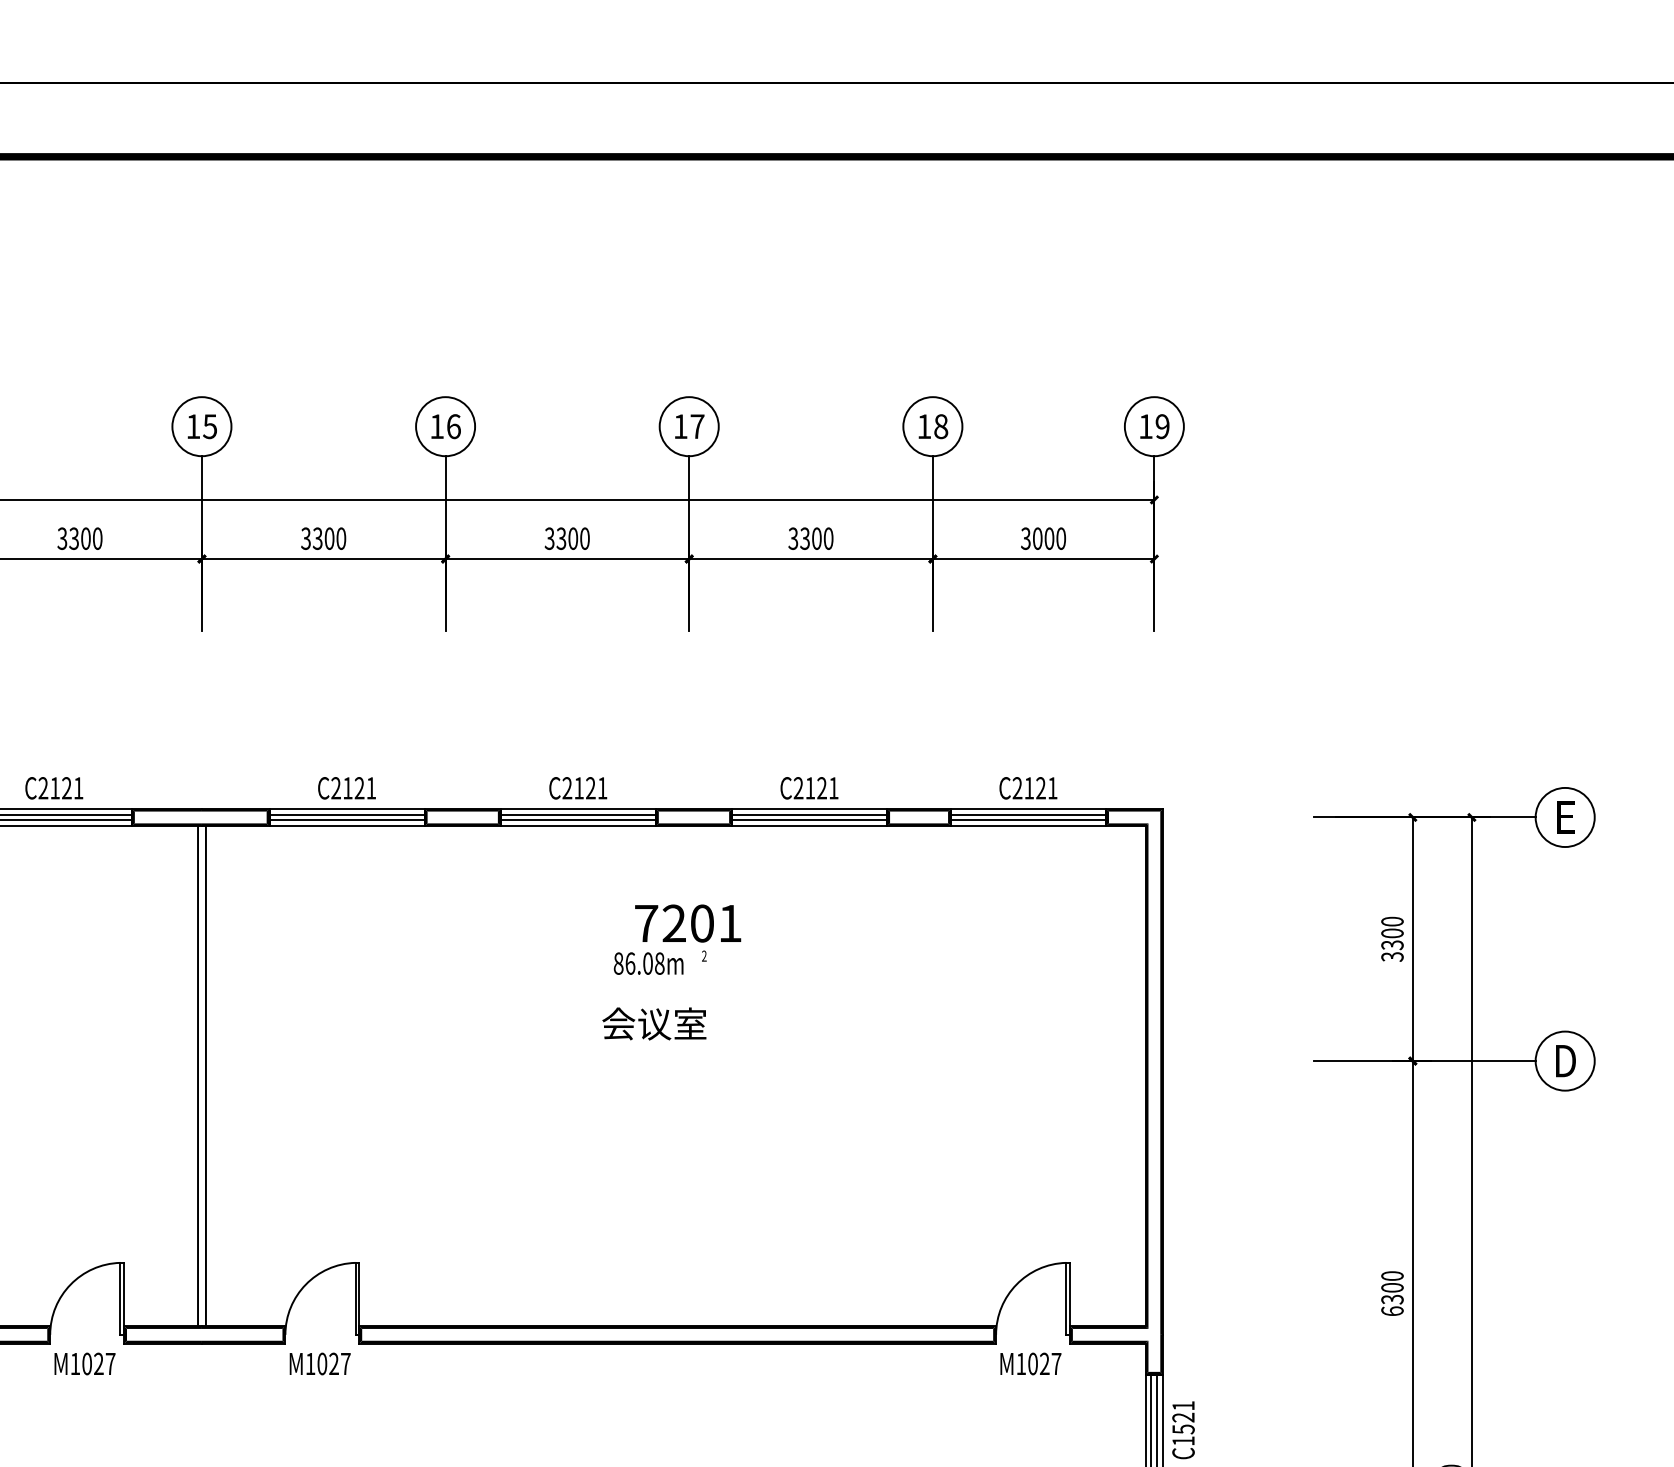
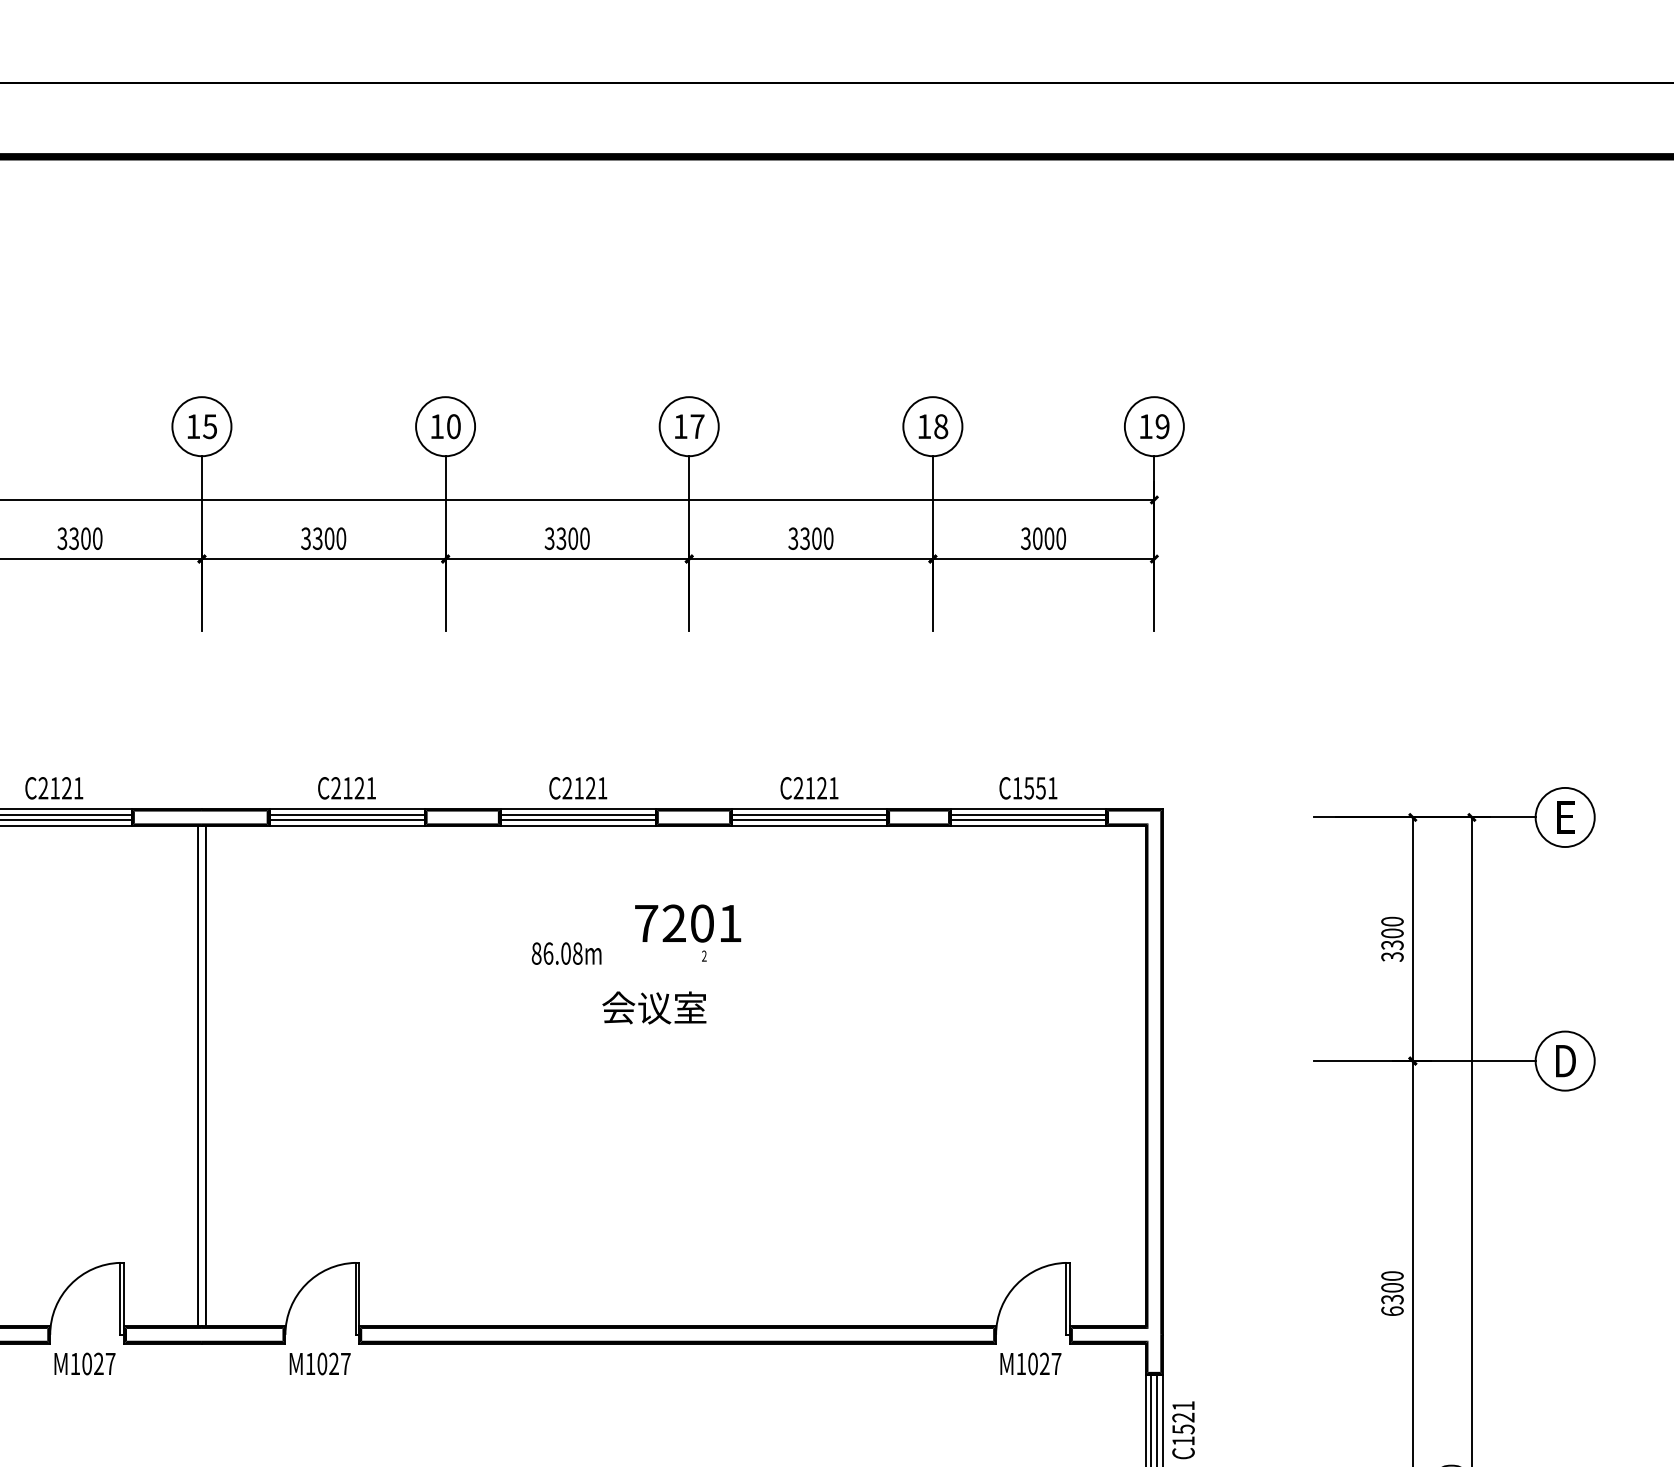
text: 16 -> 10 (453, 426)
text: C2121 -> C1551 (1028, 788)
text position: (648, 963) -> (566, 953) (566, 953)
text position: (654, 1023) -> (654, 1007) (654, 1007)
